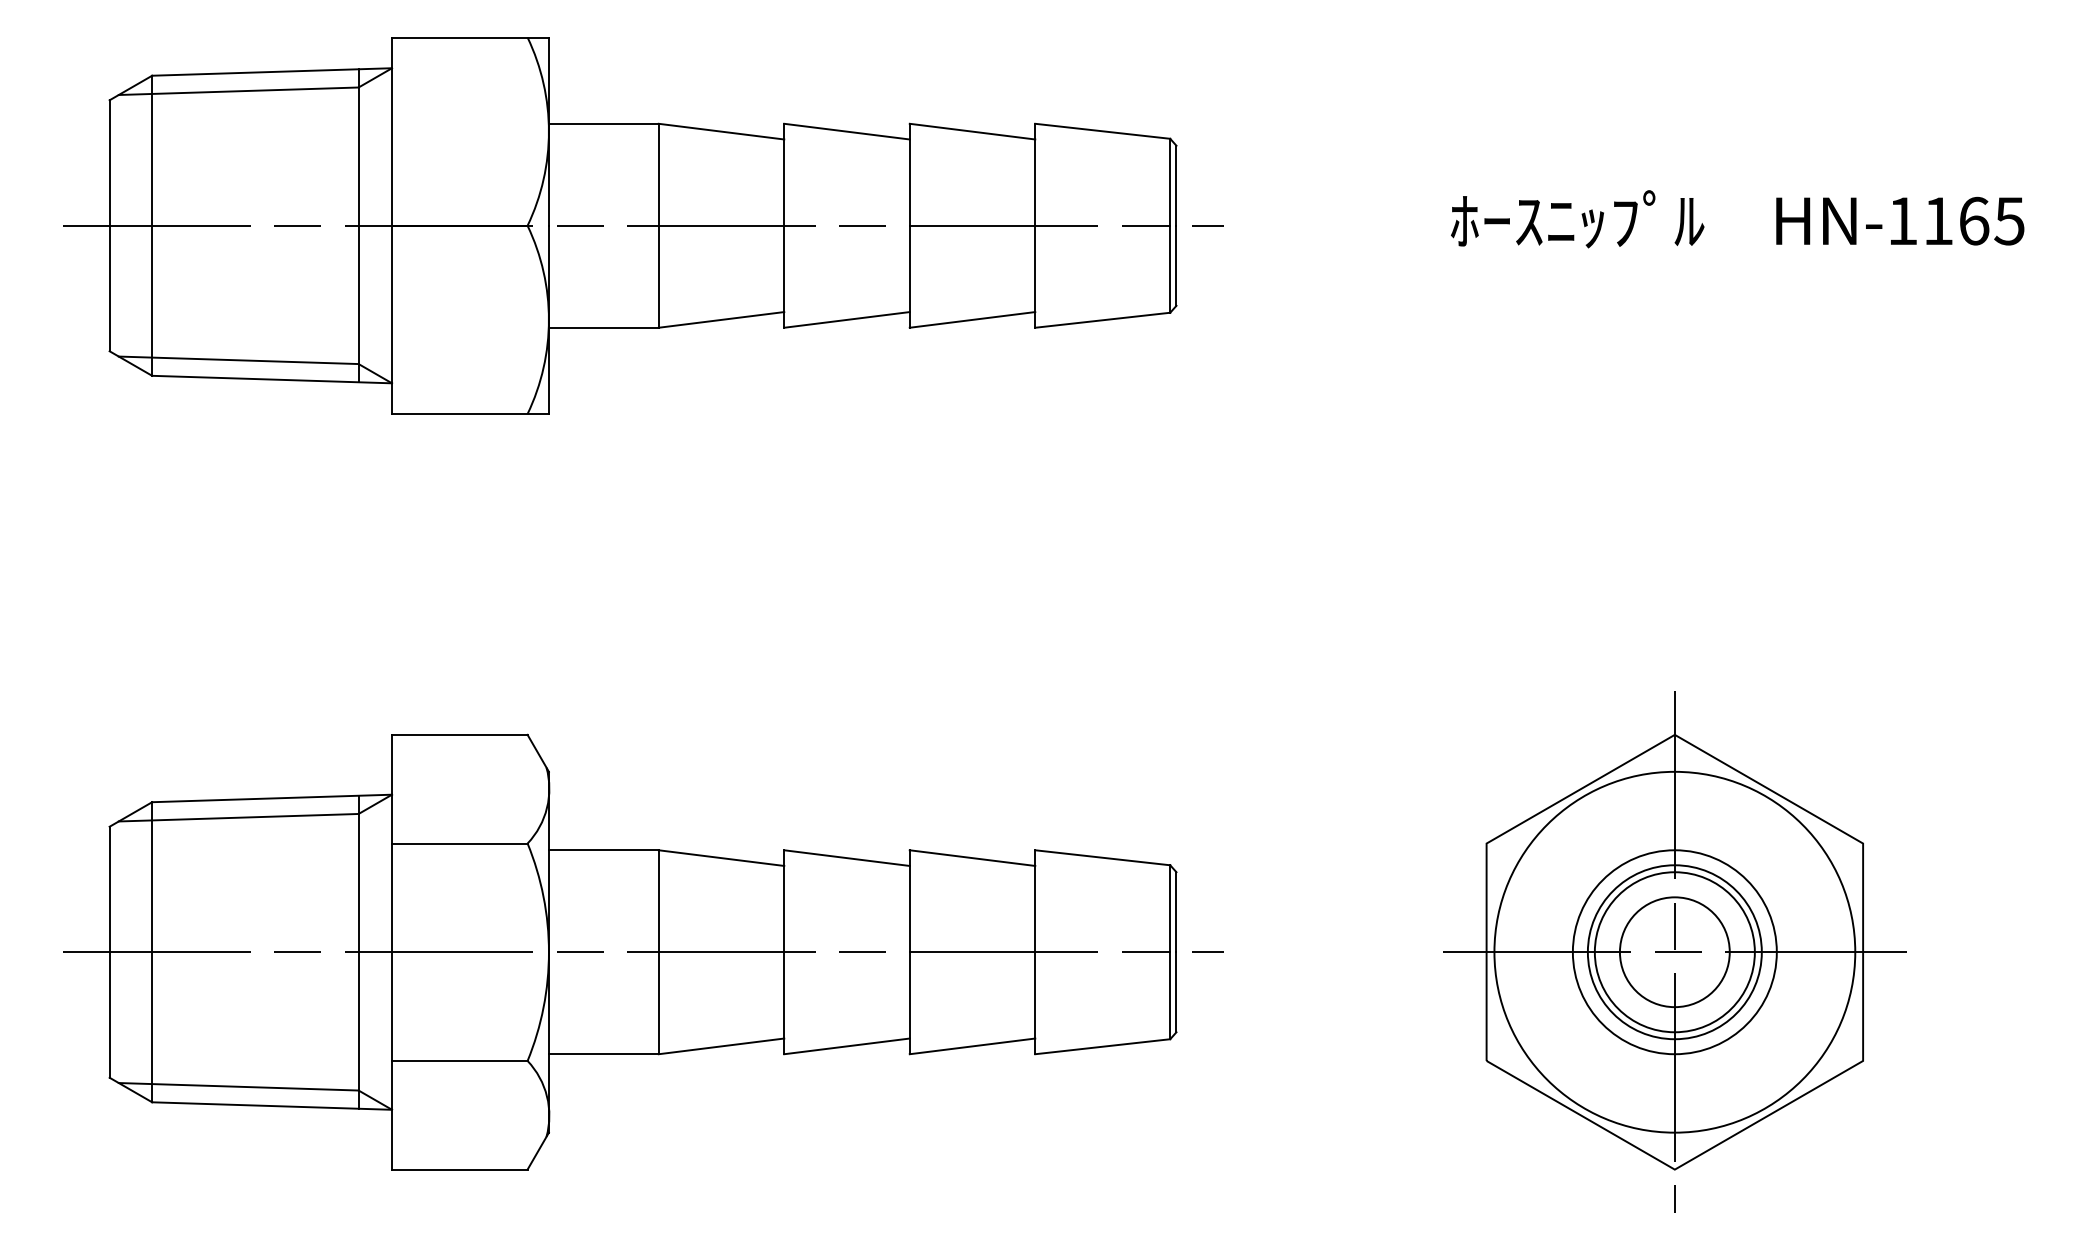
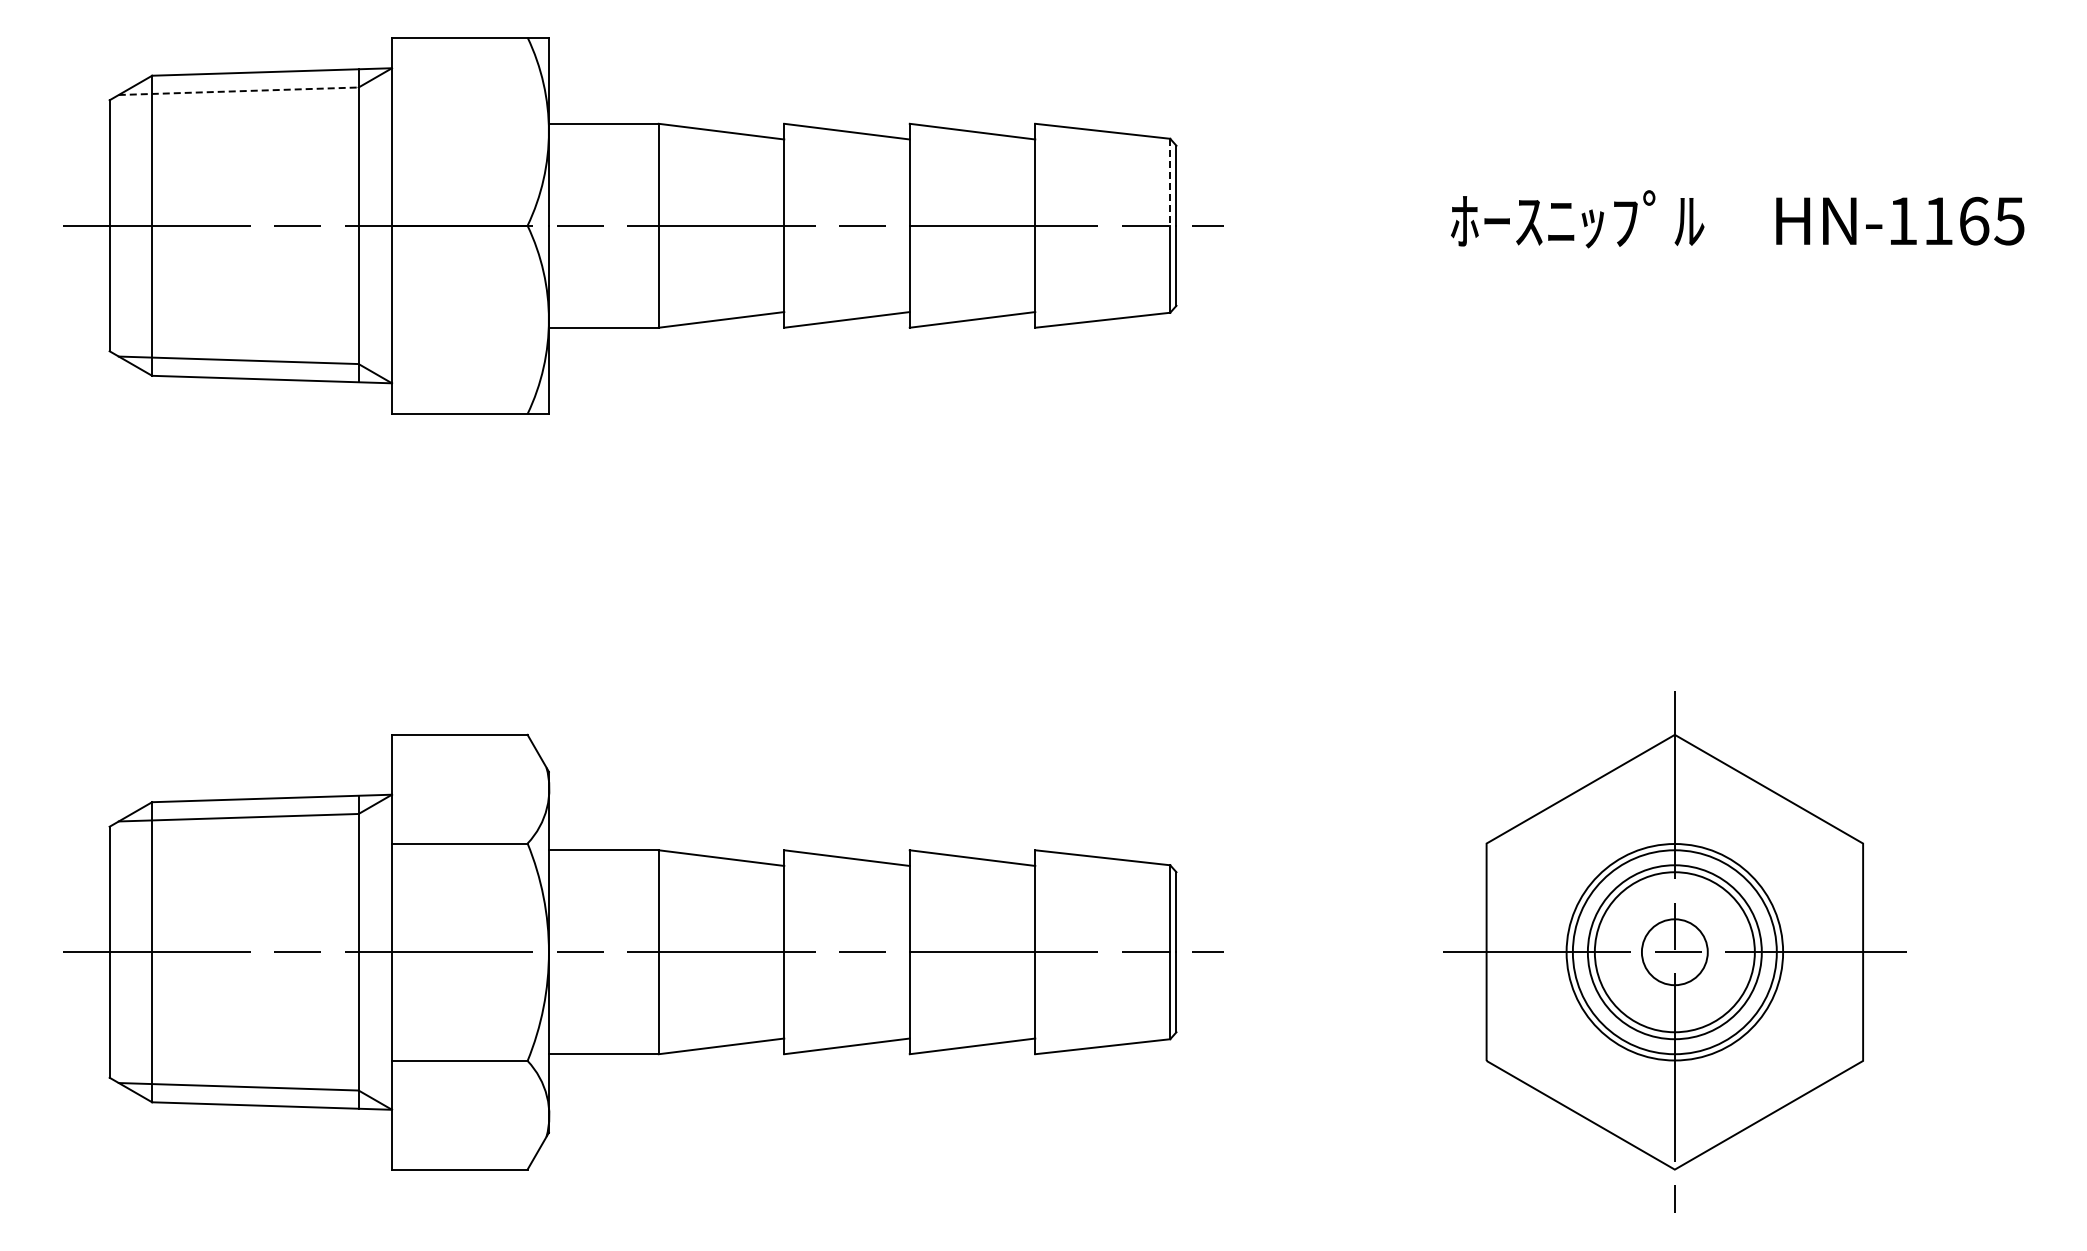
line: solid -> dashed (238, 91)
line: solid -> dashed (1170, 182)
circle diameter: 361 px -> 216 px (1674, 952)
circle diameter: 110 px -> 66 px (1674, 952)
